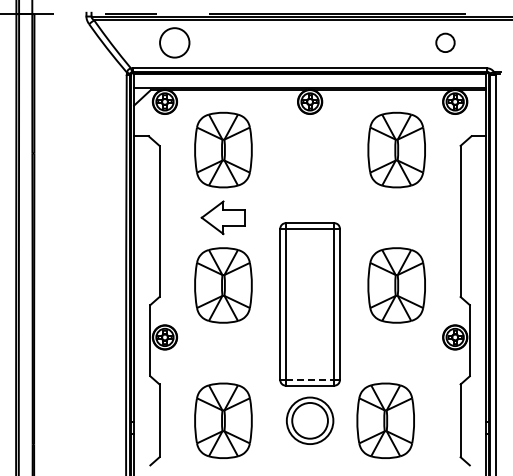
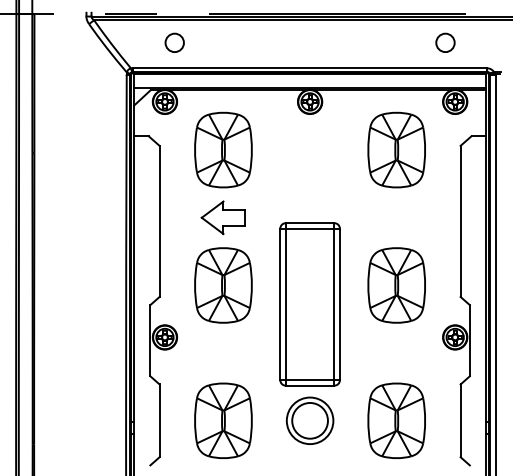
circle diameter: 29 px -> 18 px (174, 42)
line: dashed -> solid (310, 380)
part position: (385, 420) -> (396, 420) (396, 420)
